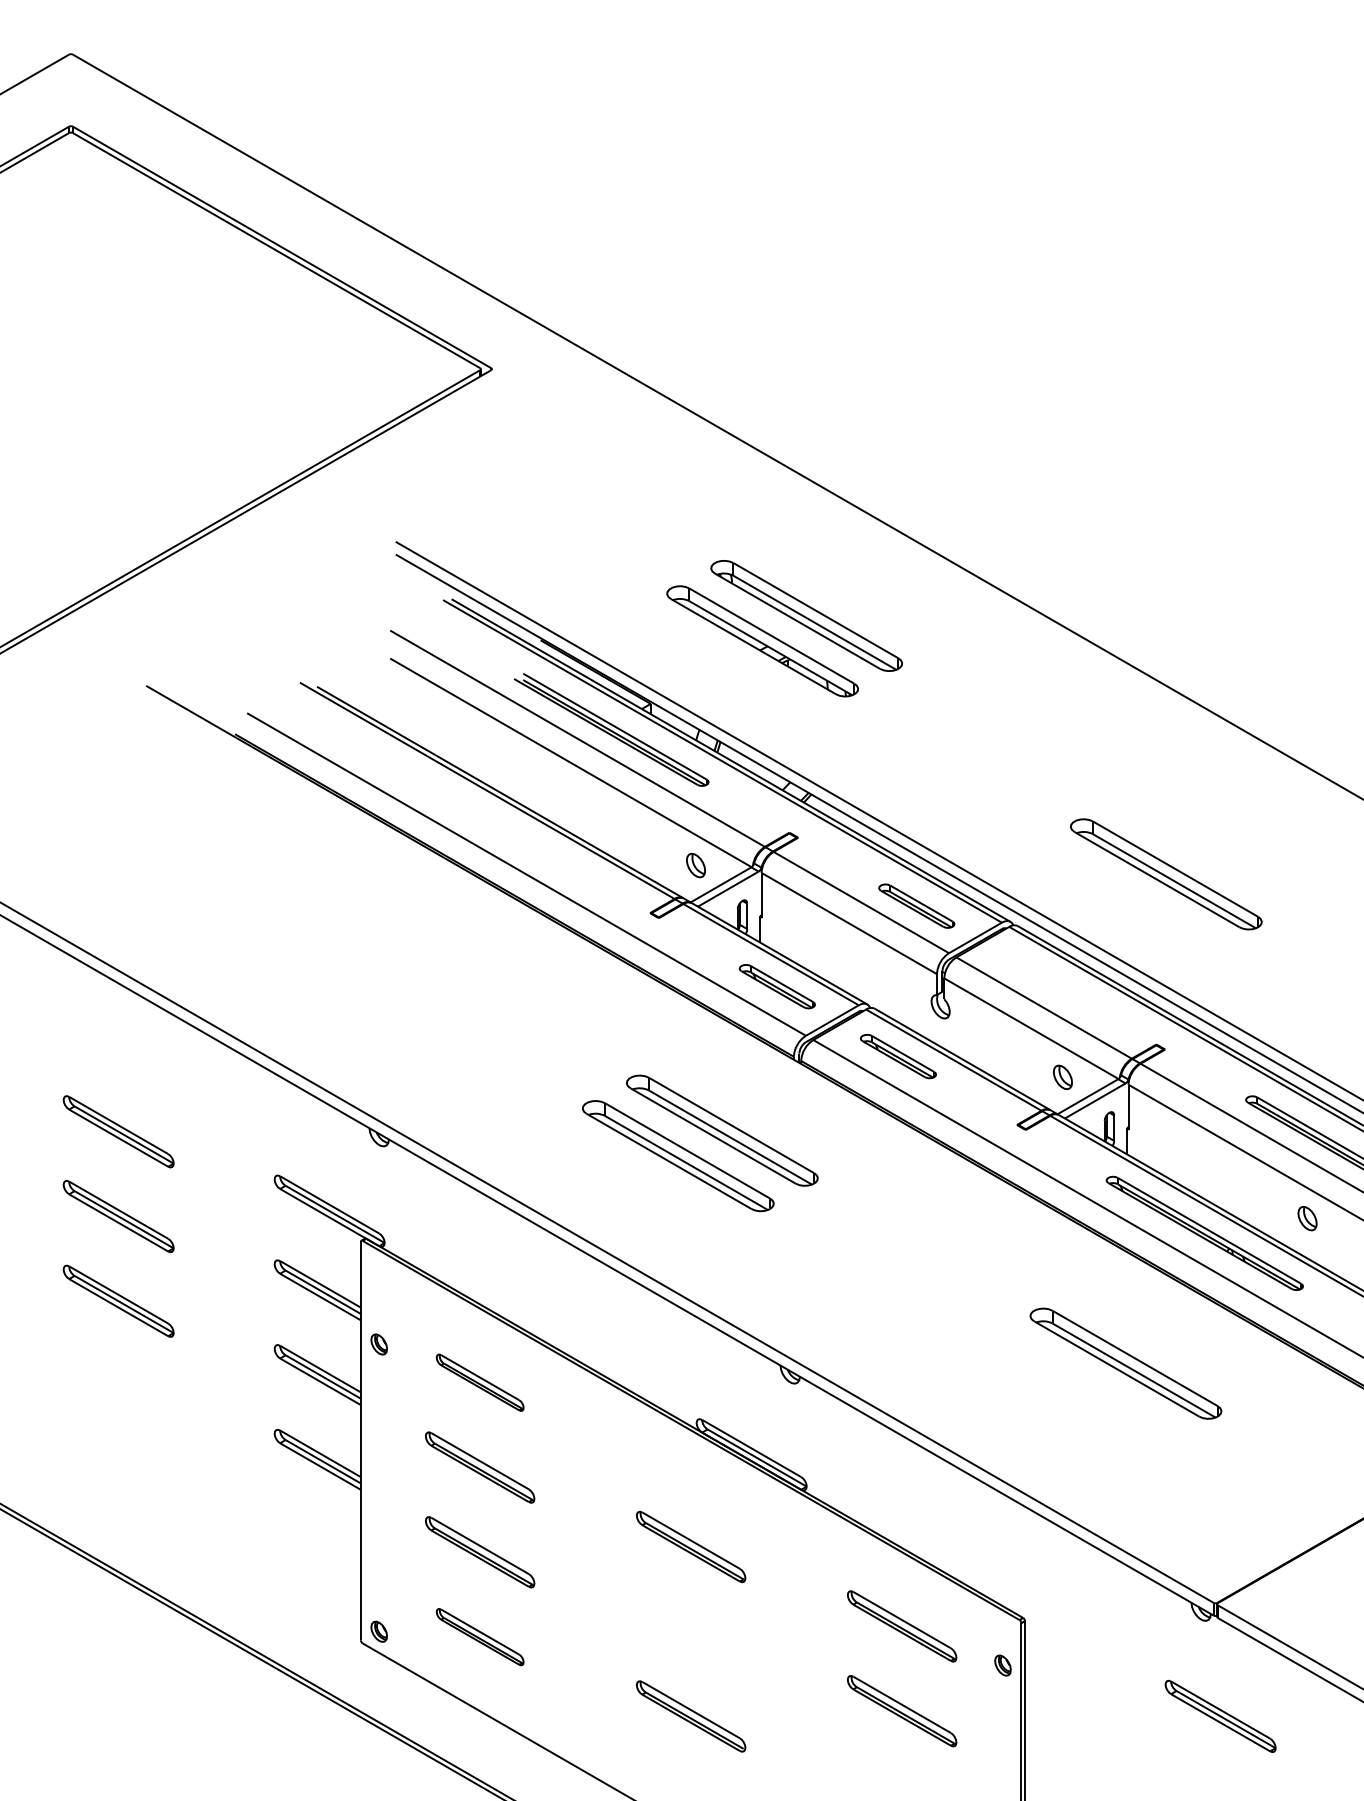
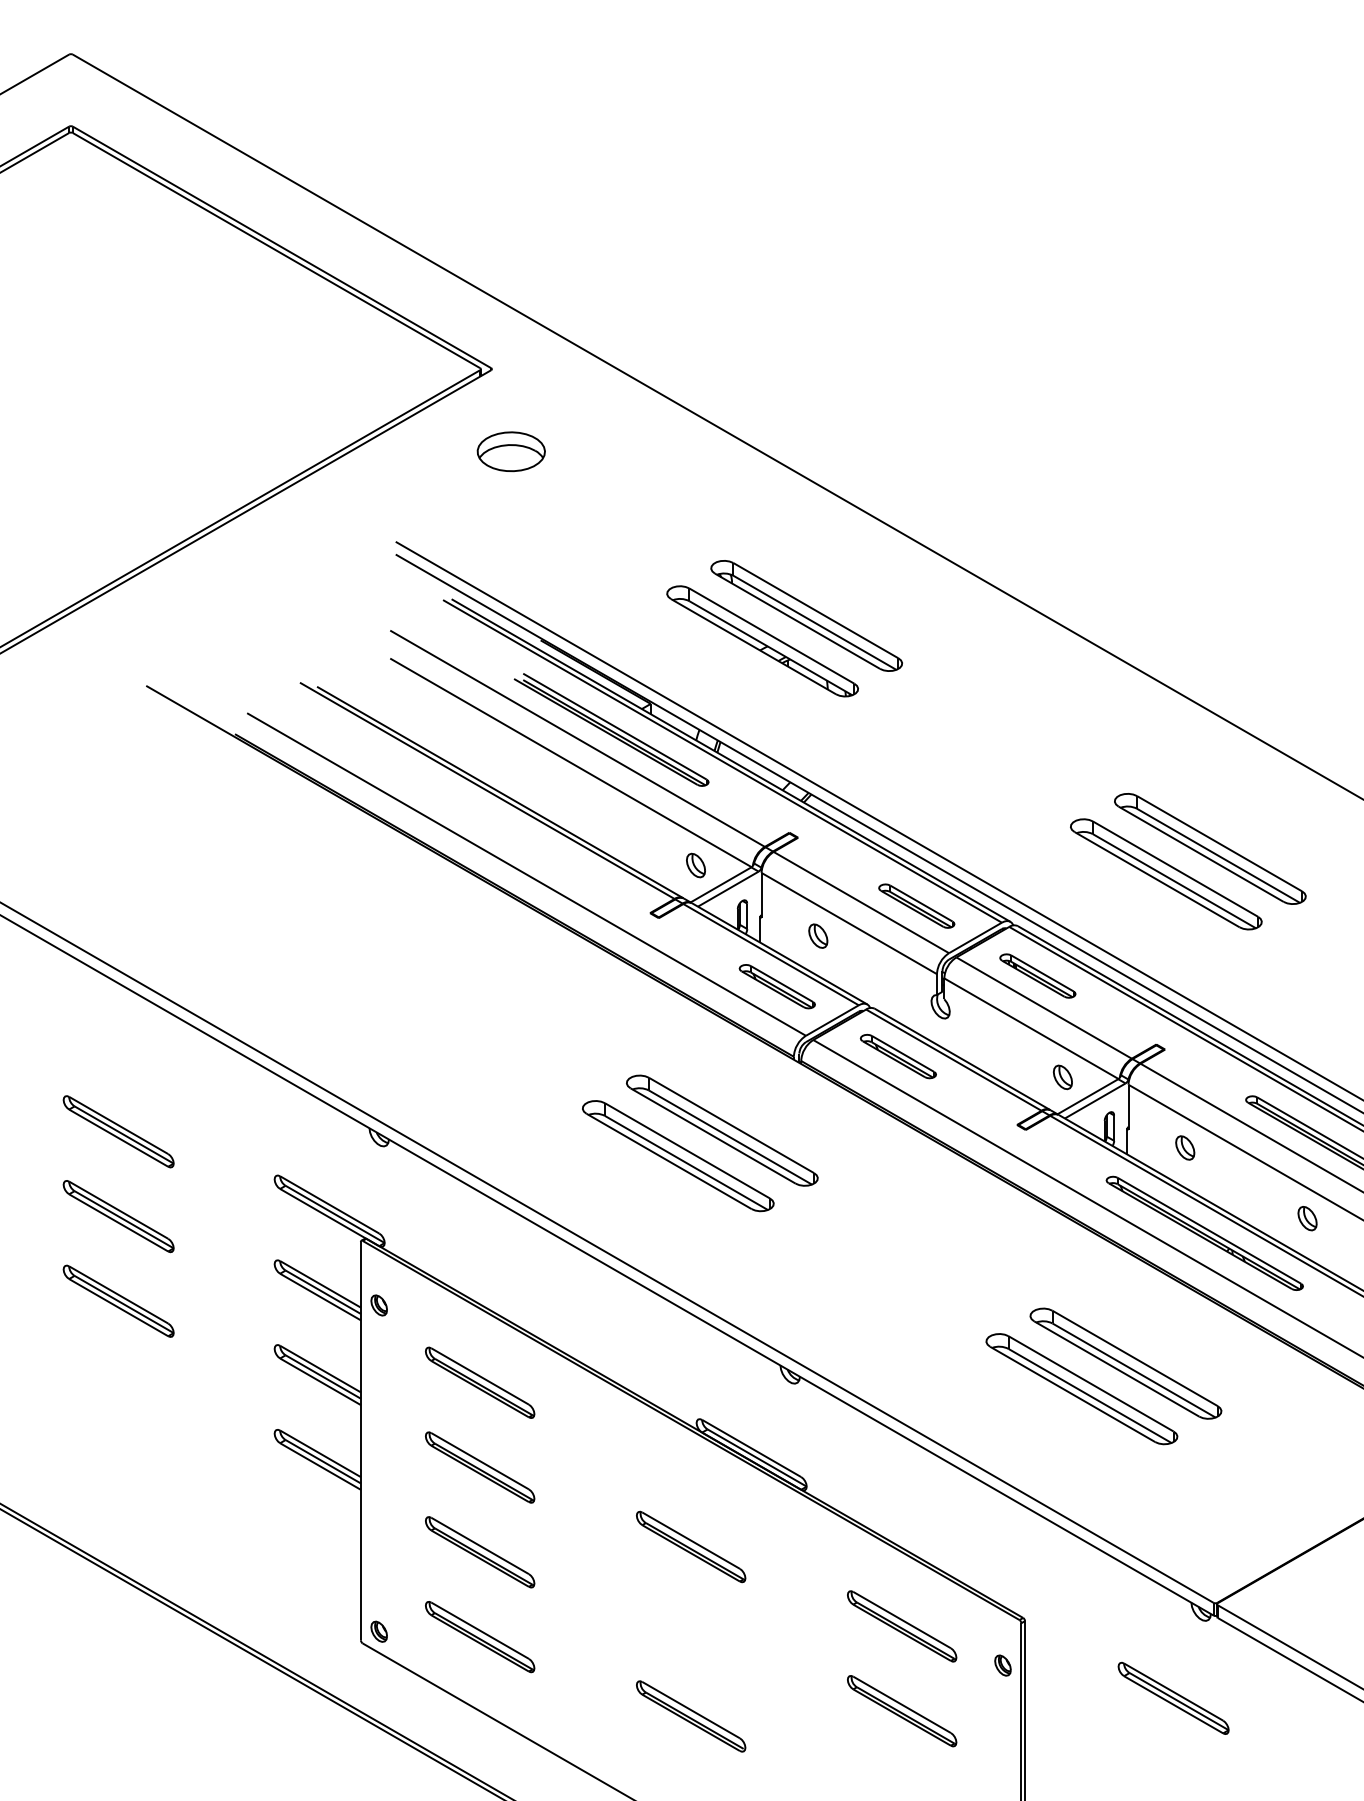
part: none -> present (510, 451)
part: none -> present (1210, 848)
part: none -> present (818, 935)
part: none -> present (1037, 975)
part: none -> present (1185, 1147)
part position: (378, 1344) -> (378, 1305) (378, 1305)
part size: 90x59 px -> 111x73 px (480, 1382)
part: none -> present (1081, 1389)
part size: 90x59 px -> 111x73 px (480, 1637)
part position: (1220, 1716) -> (1173, 1698) (1173, 1698)
